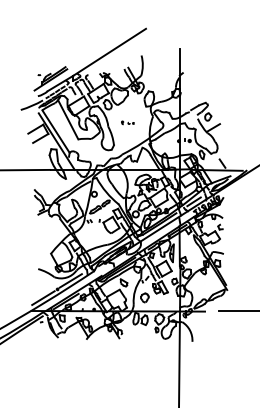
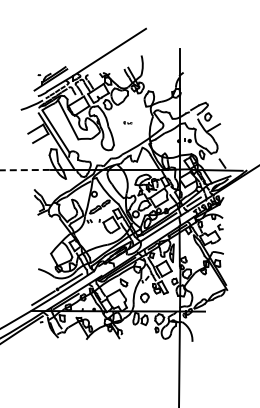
part size: 14x6 px -> 10x4 px (127, 122)
line: solid -> dashed (25, 170)
line: present -> none (237, 311)
